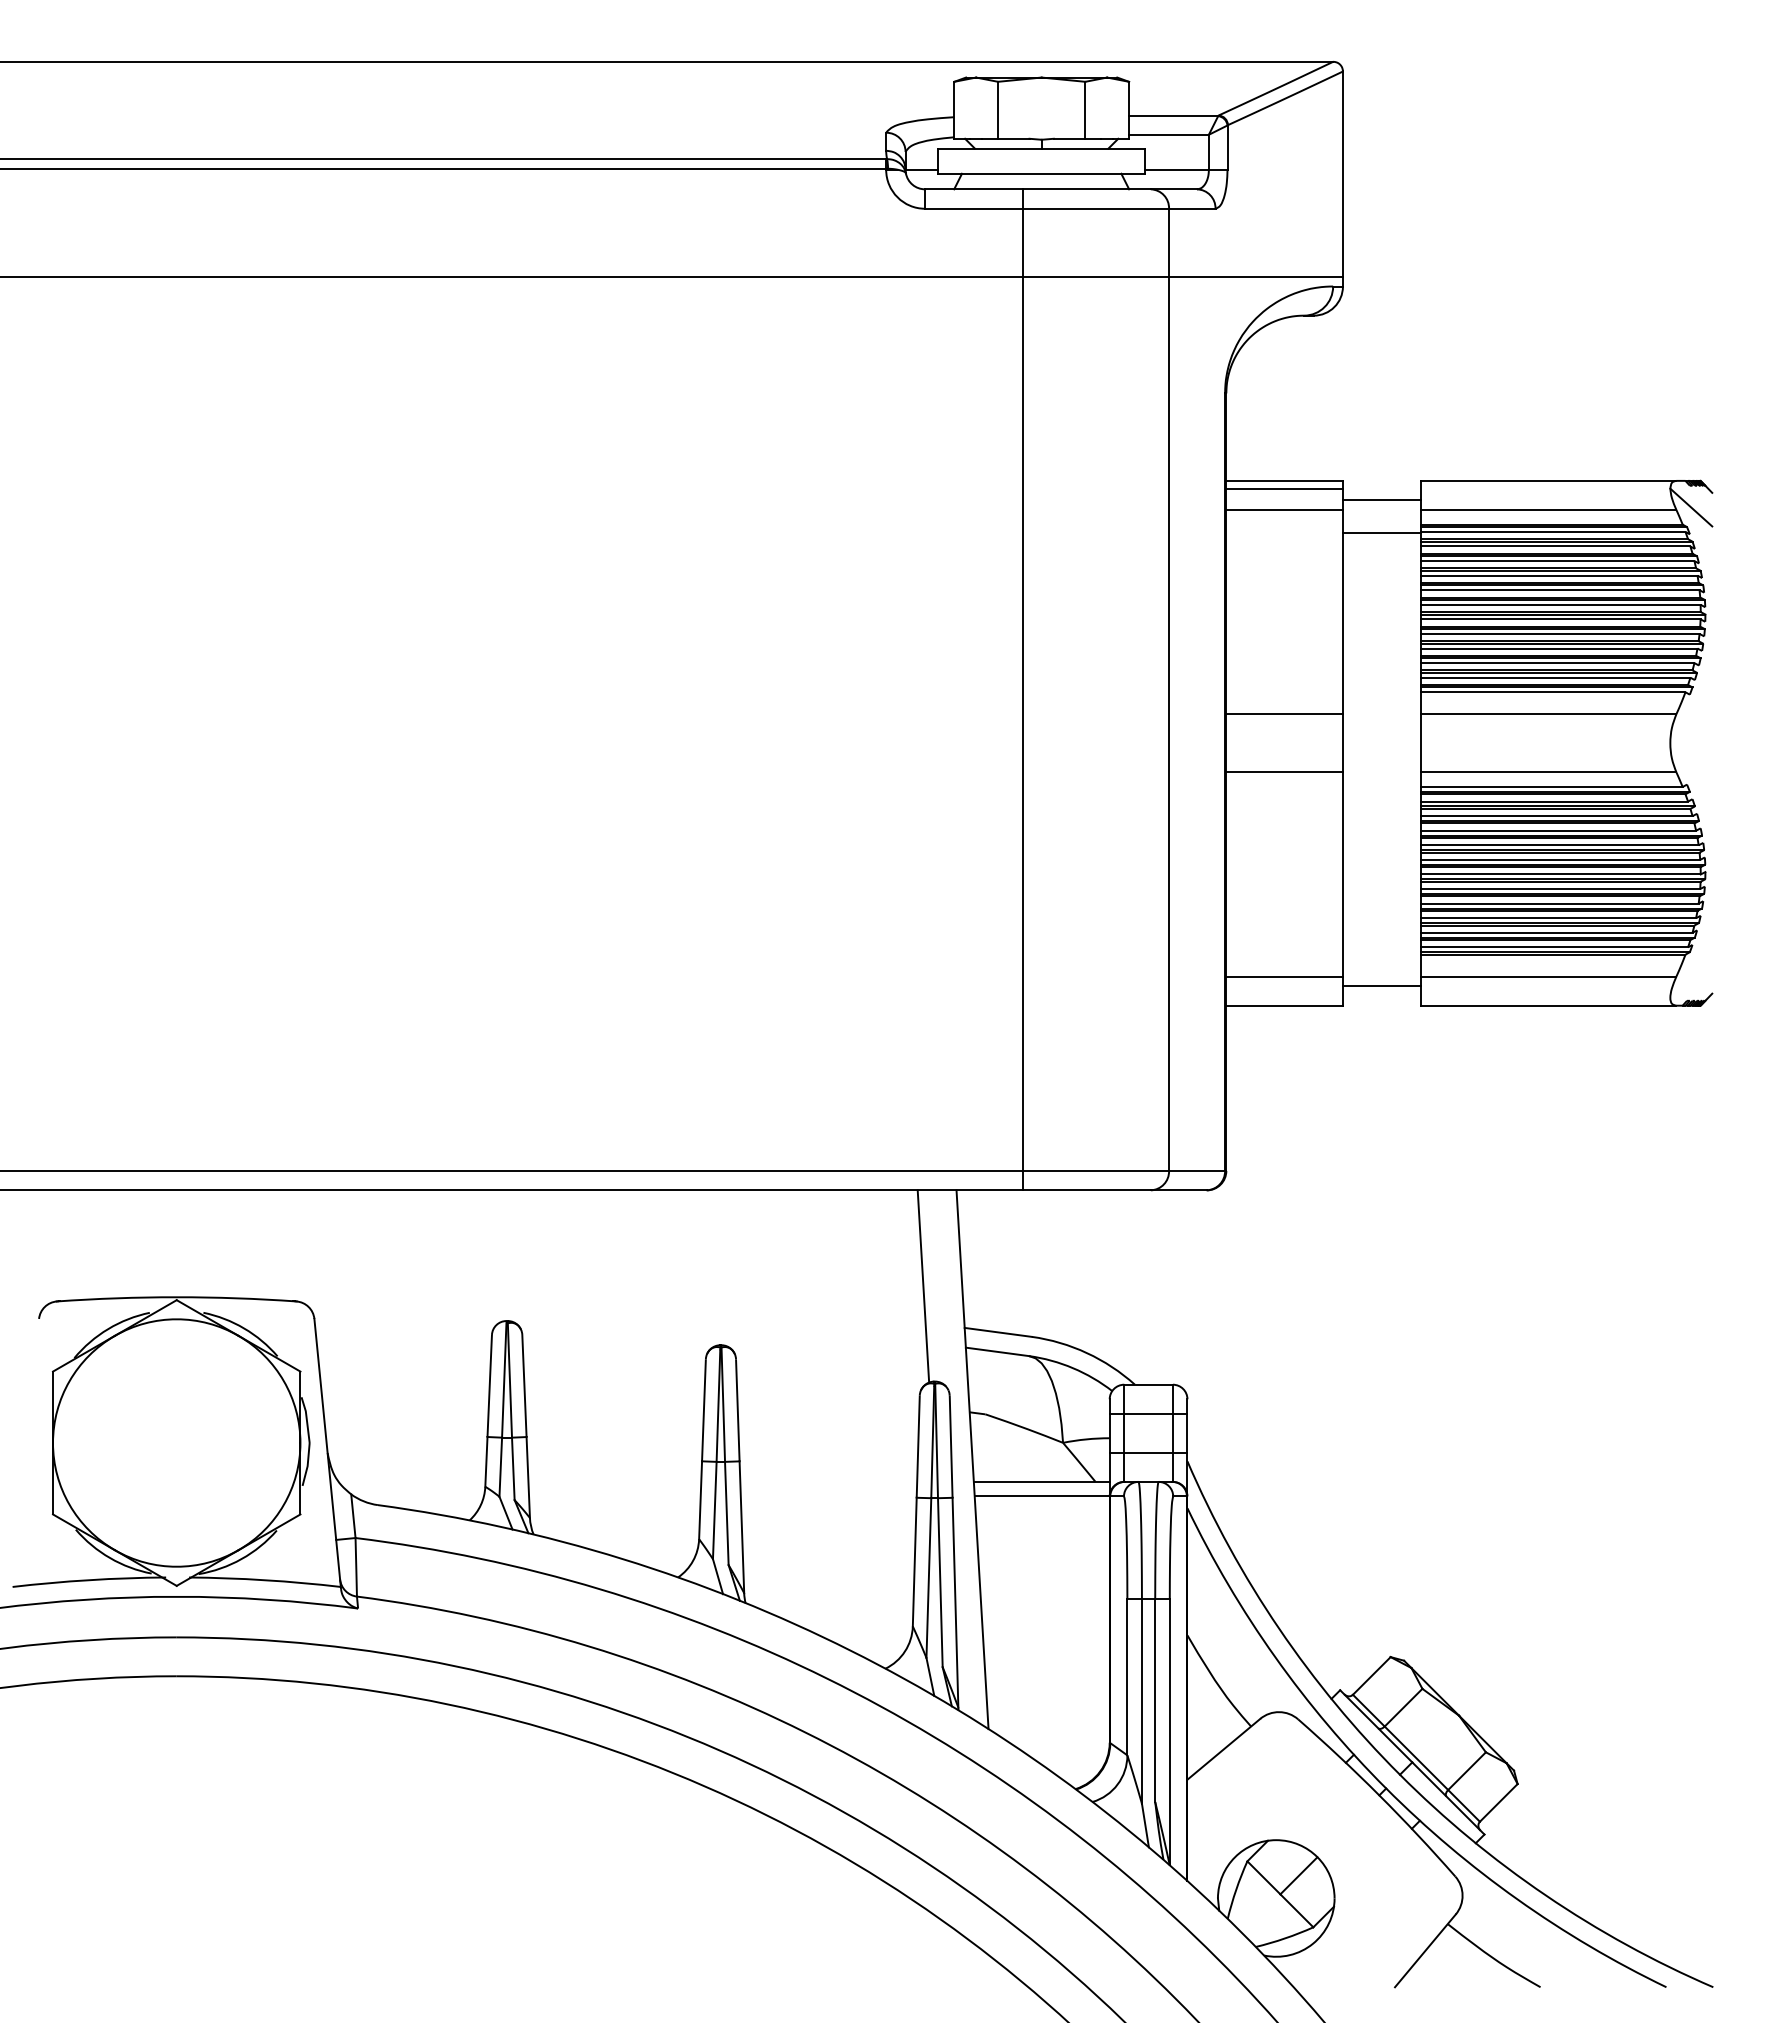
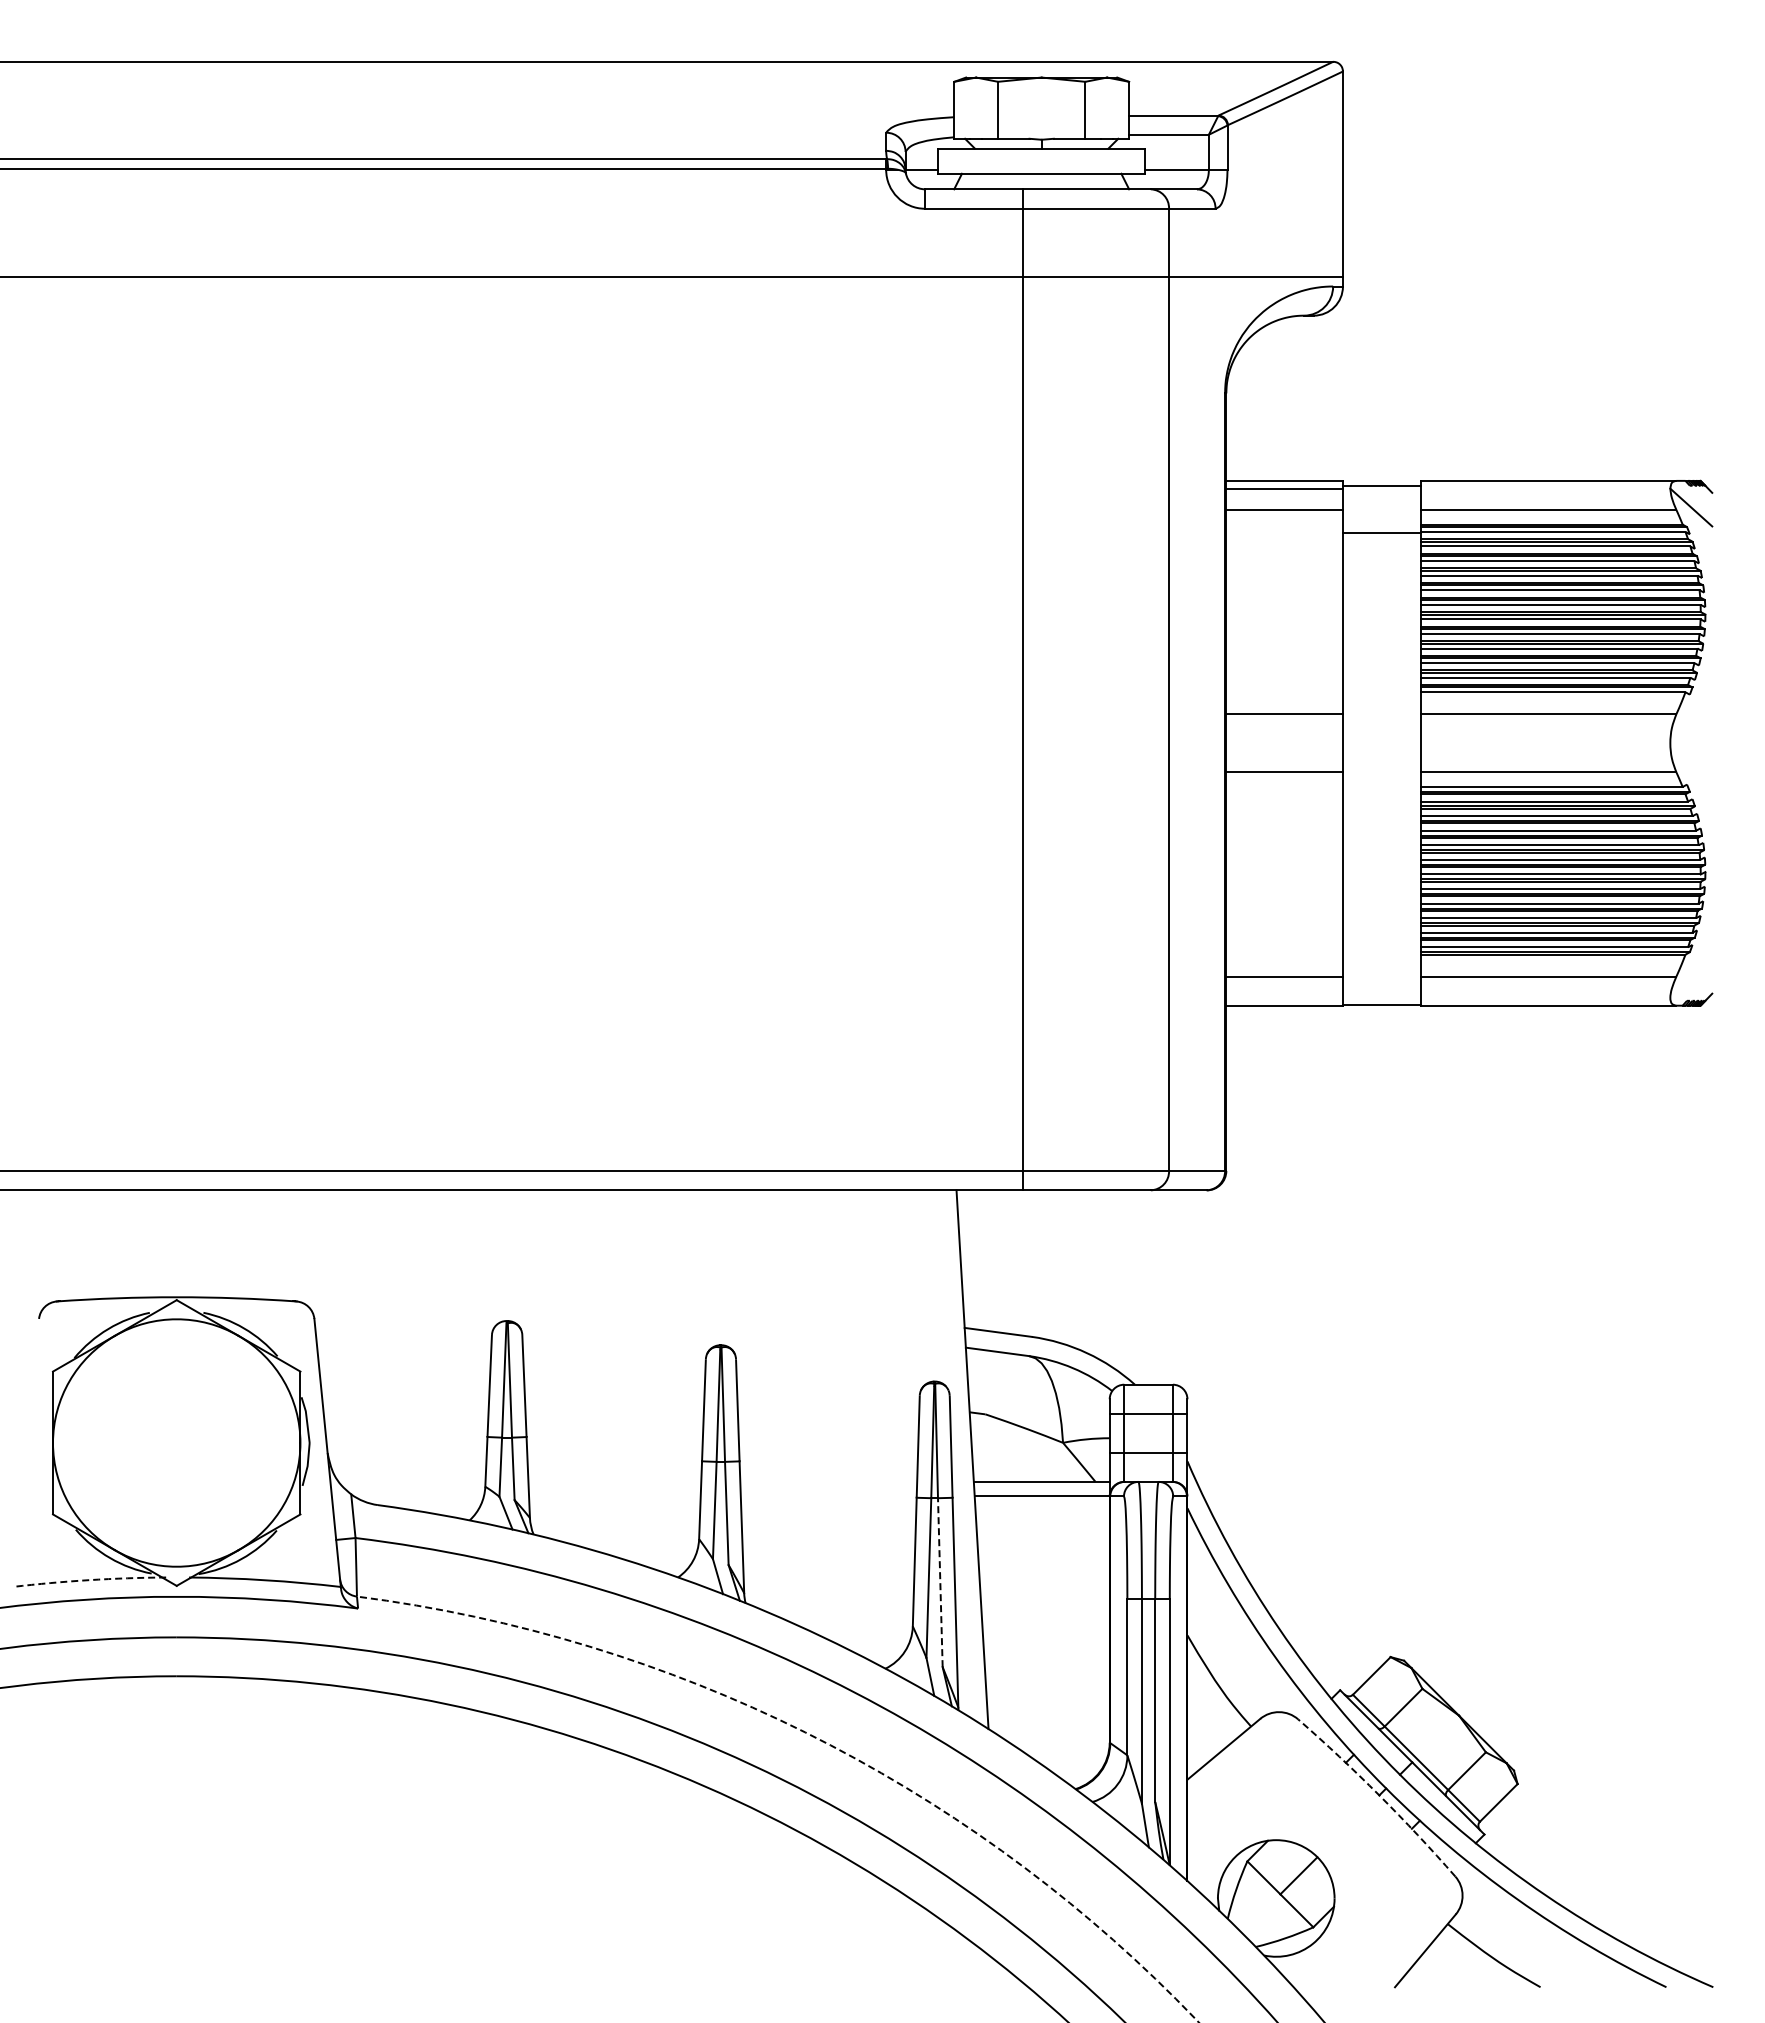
line position: (1381, 500) -> (1381, 486) (1381, 486)
line position: (1381, 986) -> (1381, 1005) (1381, 1005)
line: present -> none (923, 1286)
arc: solid -> dashed (89, 1580)
line: solid -> dashed (940, 1582)
arc: solid -> dashed (814, 1736)
arc: solid -> dashed (1379, 1795)
